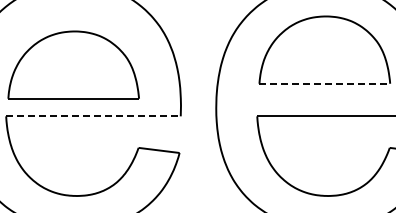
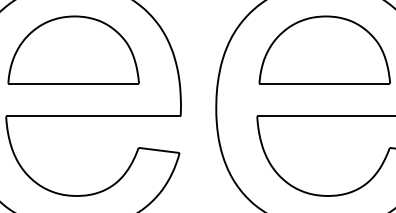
part position: (73, 64) -> (73, 49) (73, 49)
line: dashed -> solid (325, 83)
line: dashed -> solid (93, 116)
